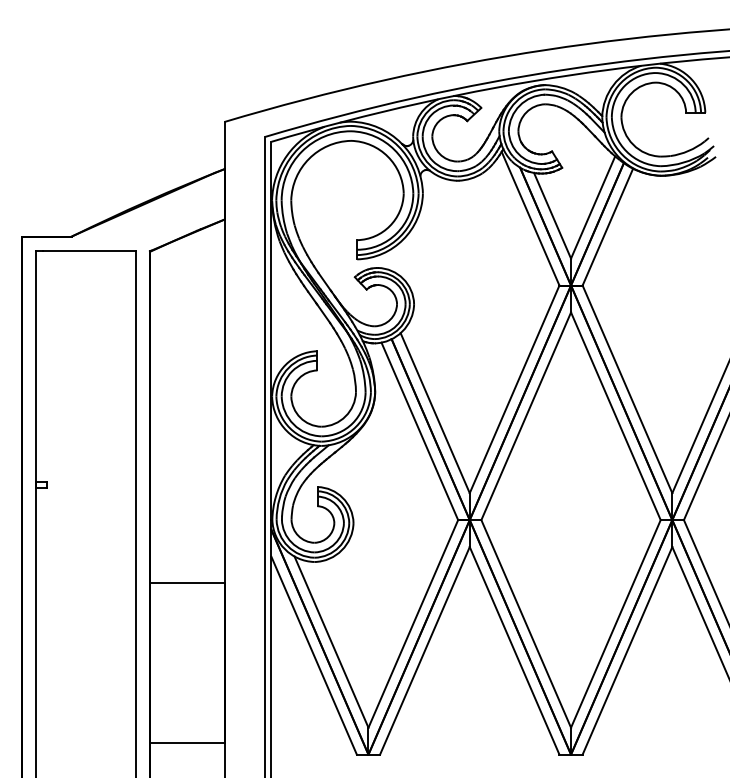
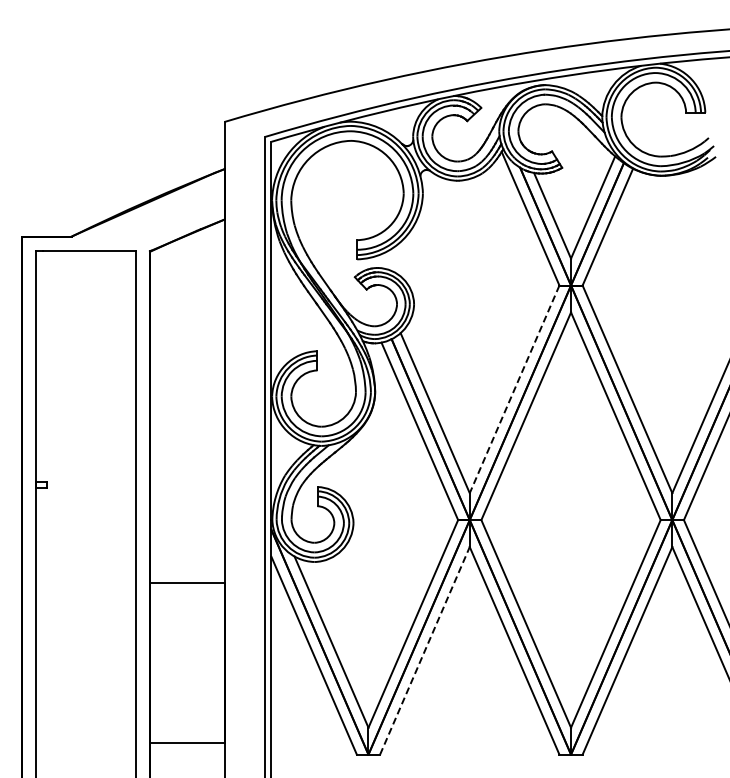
line: solid -> dashed (514, 389)
line: solid -> dashed (425, 650)
